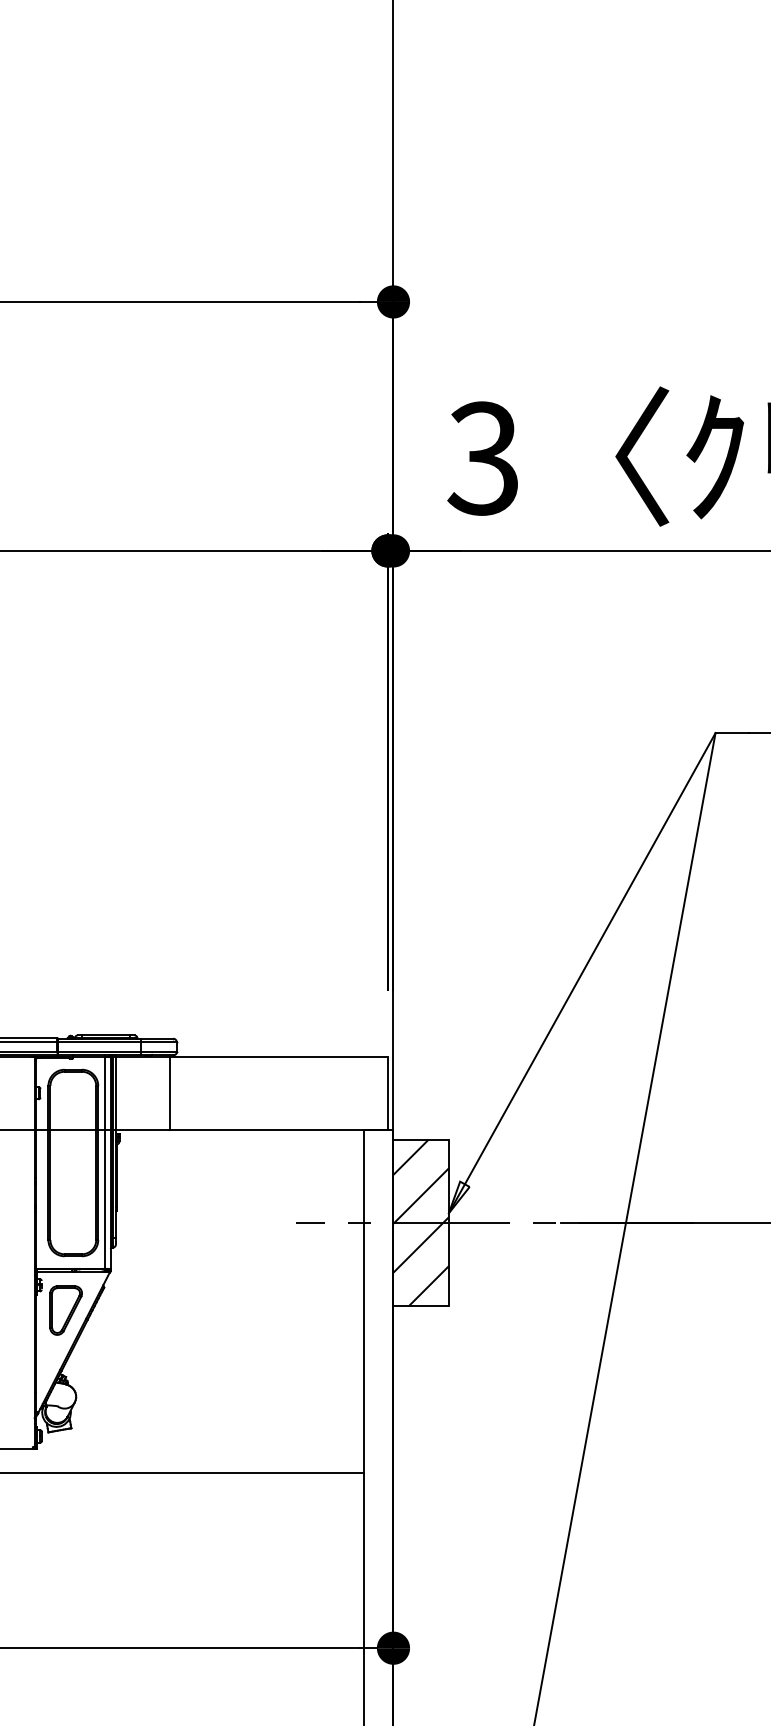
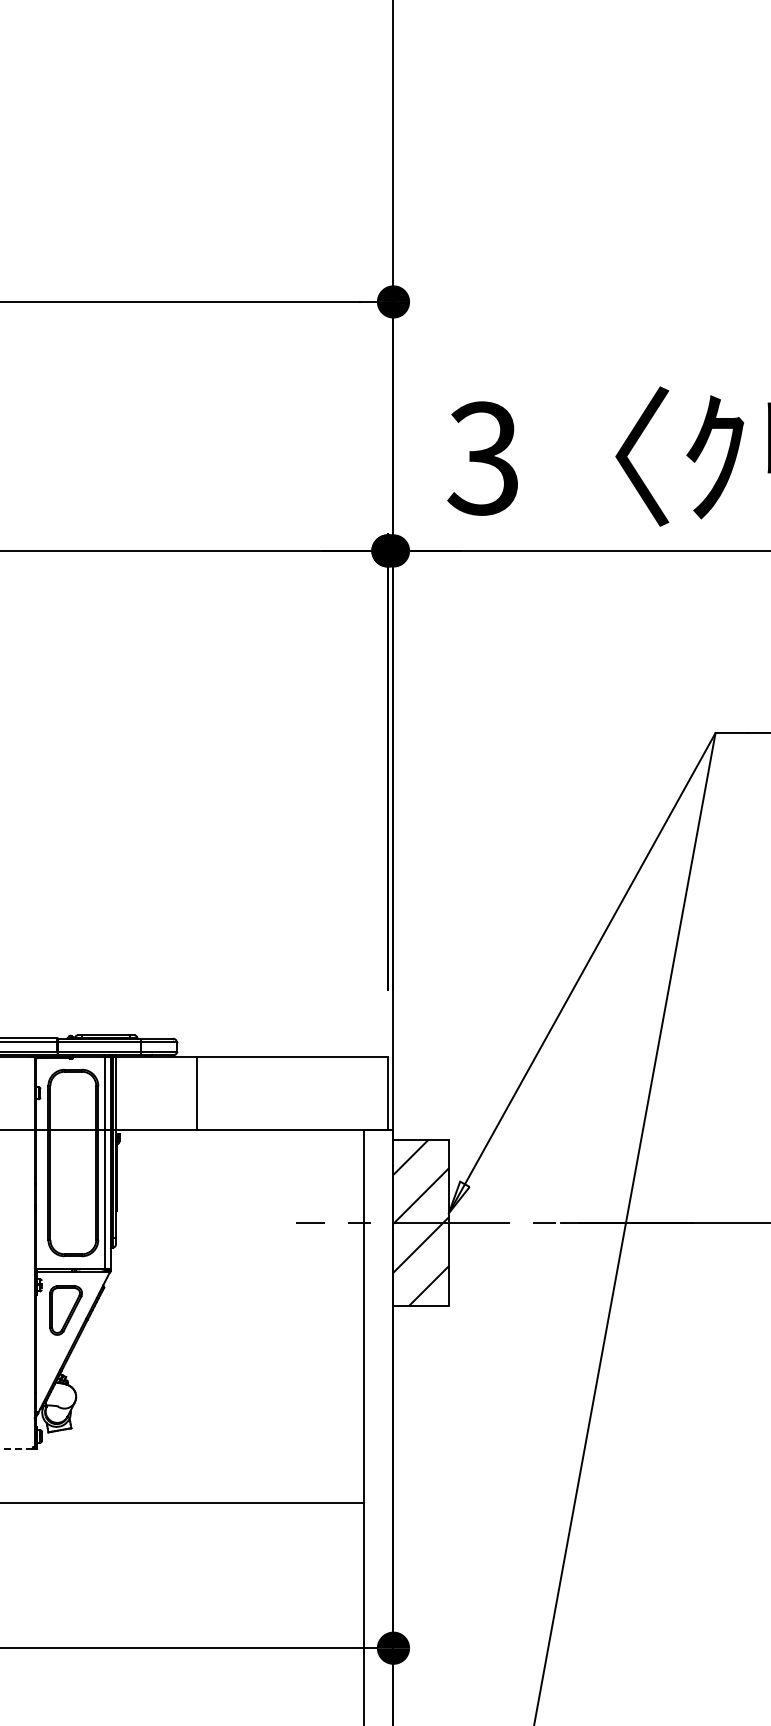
line position: (170, 1093) -> (197, 1093) (197, 1093)
line: solid -> dashed (16, 1448)
line position: (182, 1473) -> (182, 1503) (182, 1503)
